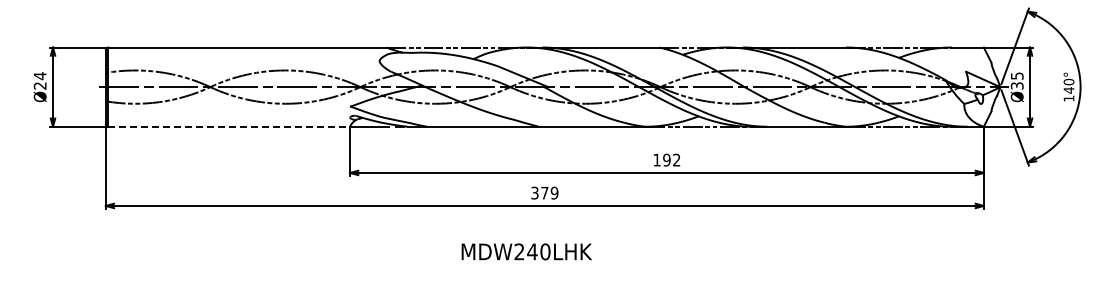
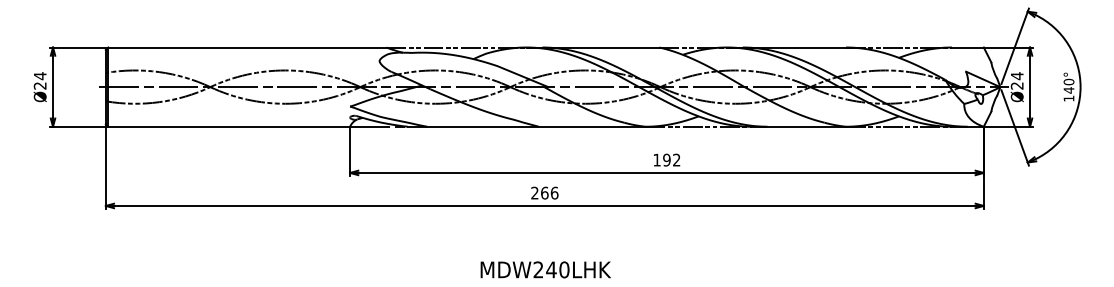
text: Ø35 -> Ø24 (1017, 80)
line: dashed -> solid (229, 126)
text: 379 -> 266 (544, 192)
text position: (526, 251) -> (545, 269) (545, 269)
